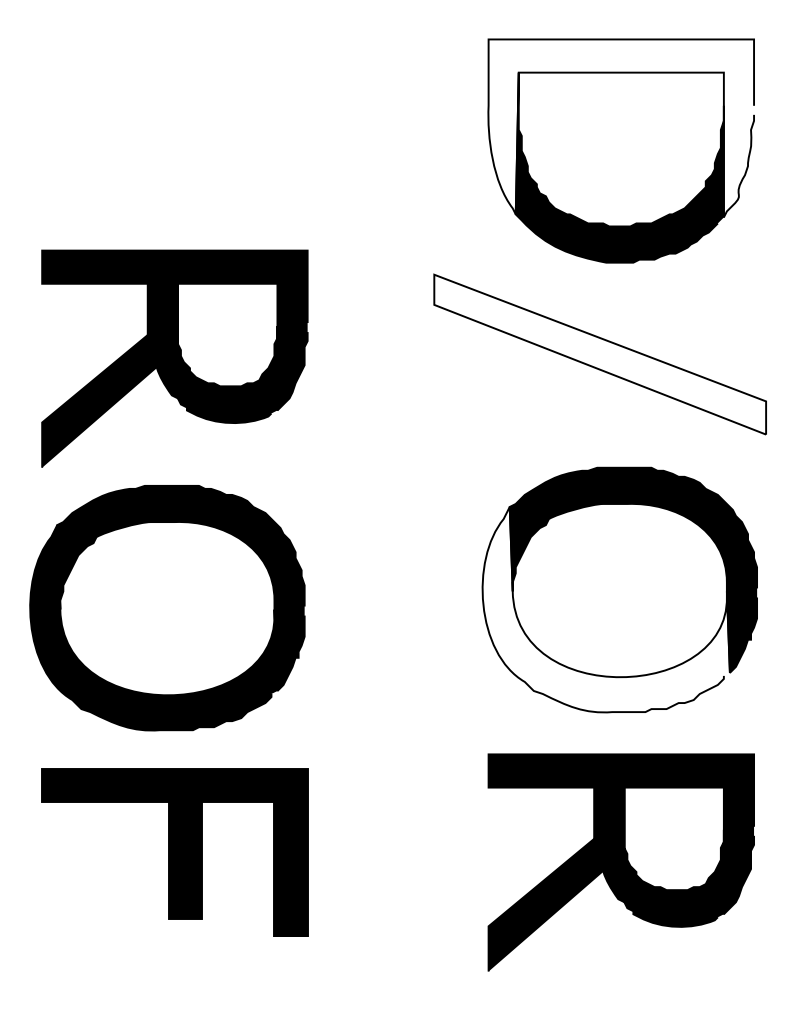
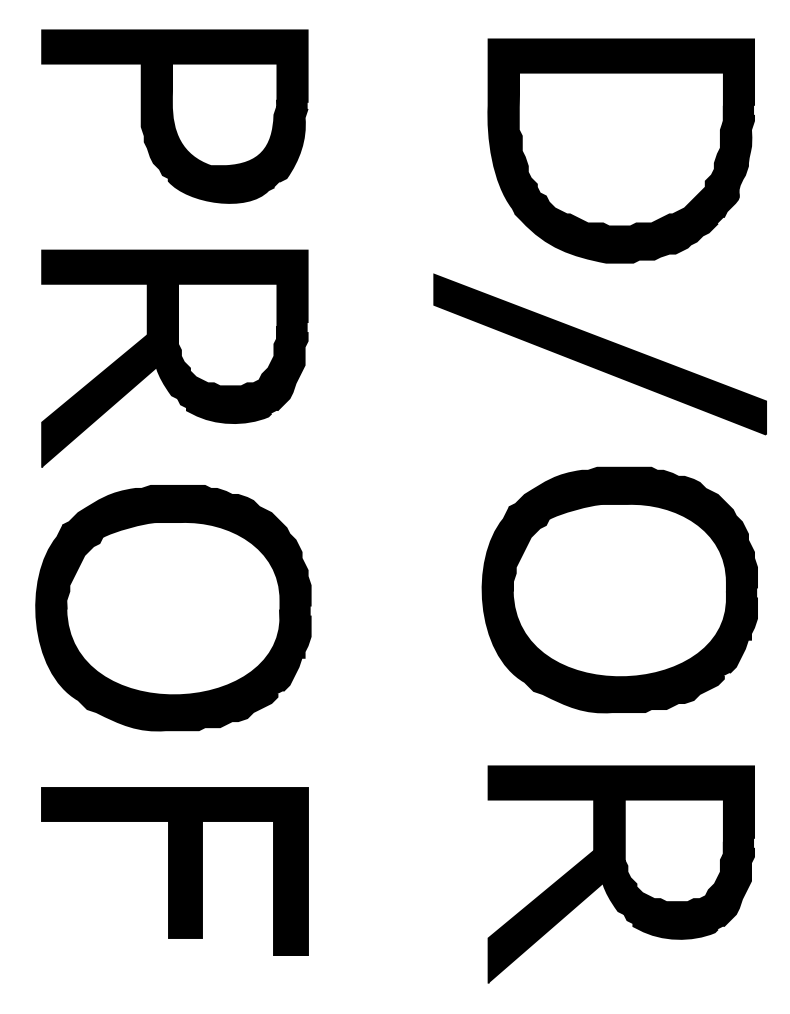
part: none -> present (174, 116)
fill: none -> present (621, 128)
fill: none -> present (600, 354)
part position: (167, 608) -> (173, 608) (173, 608)
fill: none -> present (605, 609)
part position: (174, 852) -> (174, 871) (174, 871)
part position: (620, 862) -> (620, 874) (620, 874)
